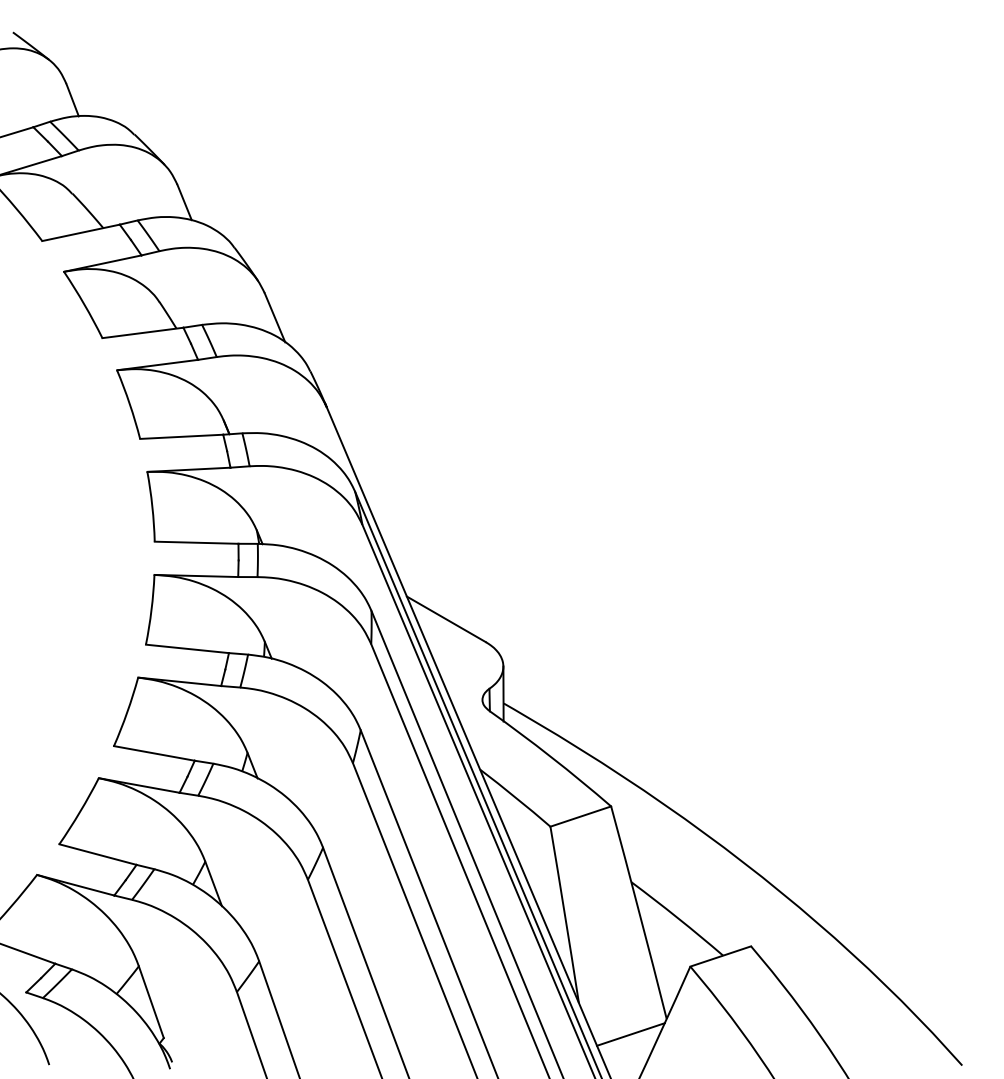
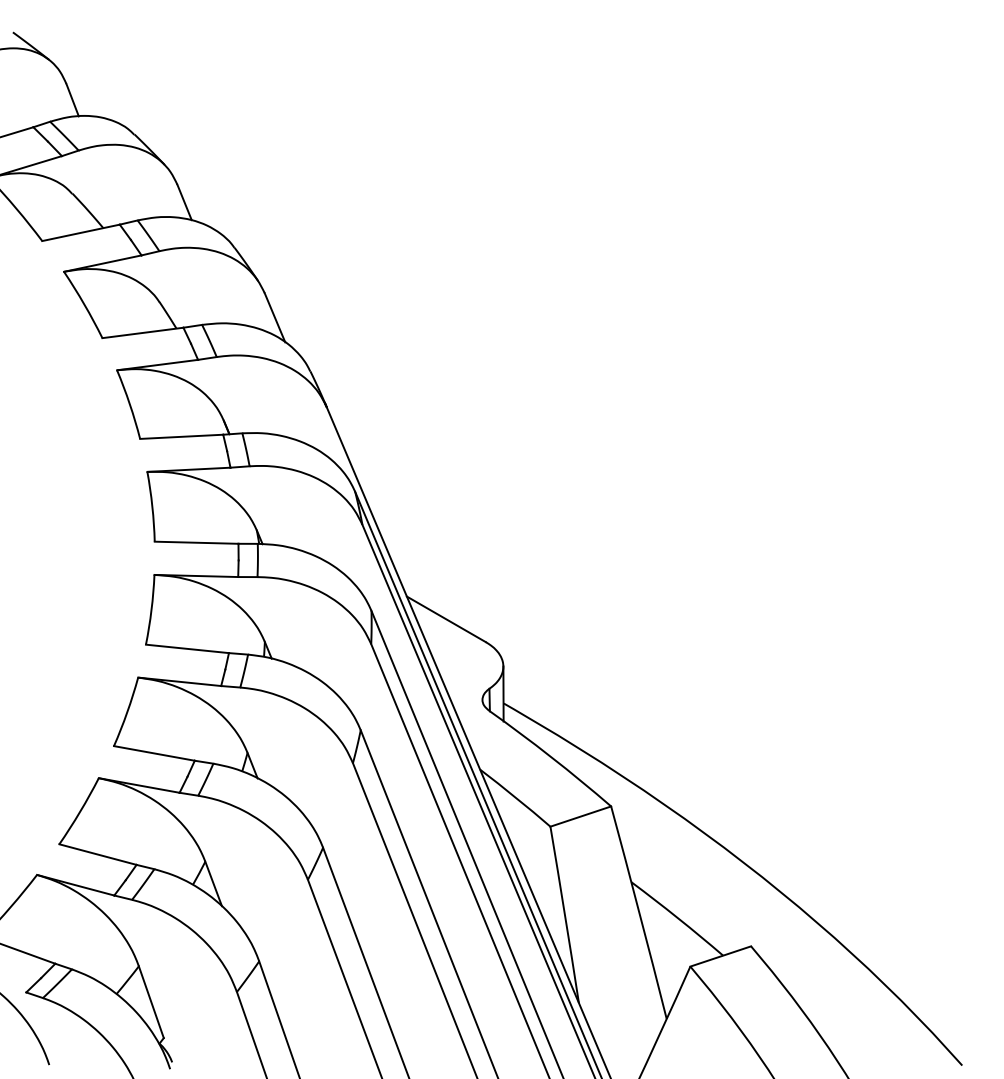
line: present -> none (630, 1034)
